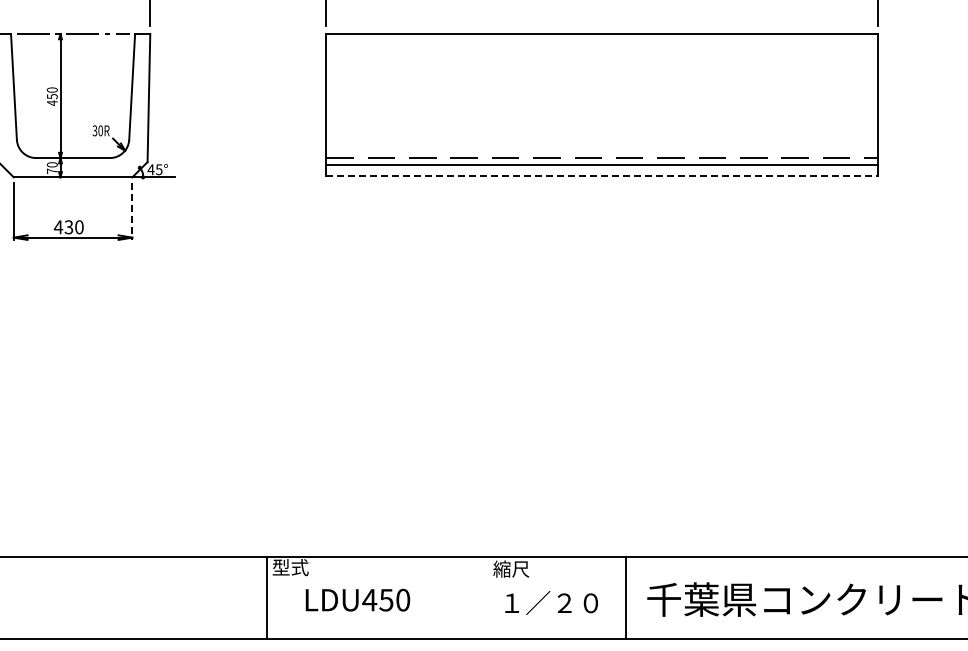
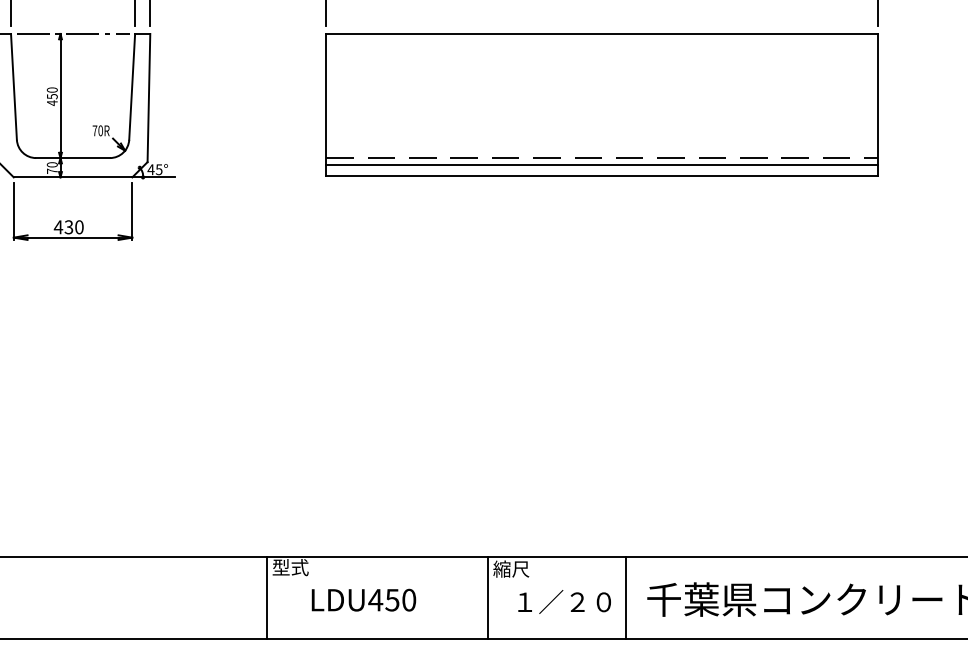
line: none -> present (11, 14)
line: none -> present (135, 14)
text: 30R -> 70R (94, 130)
line: dashed -> solid (602, 176)
line: dashed -> solid (132, 211)
line: none -> present (487, 597)
text position: (357, 599) -> (363, 599) (363, 599)
text position: (551, 602) -> (564, 601) (564, 601)
